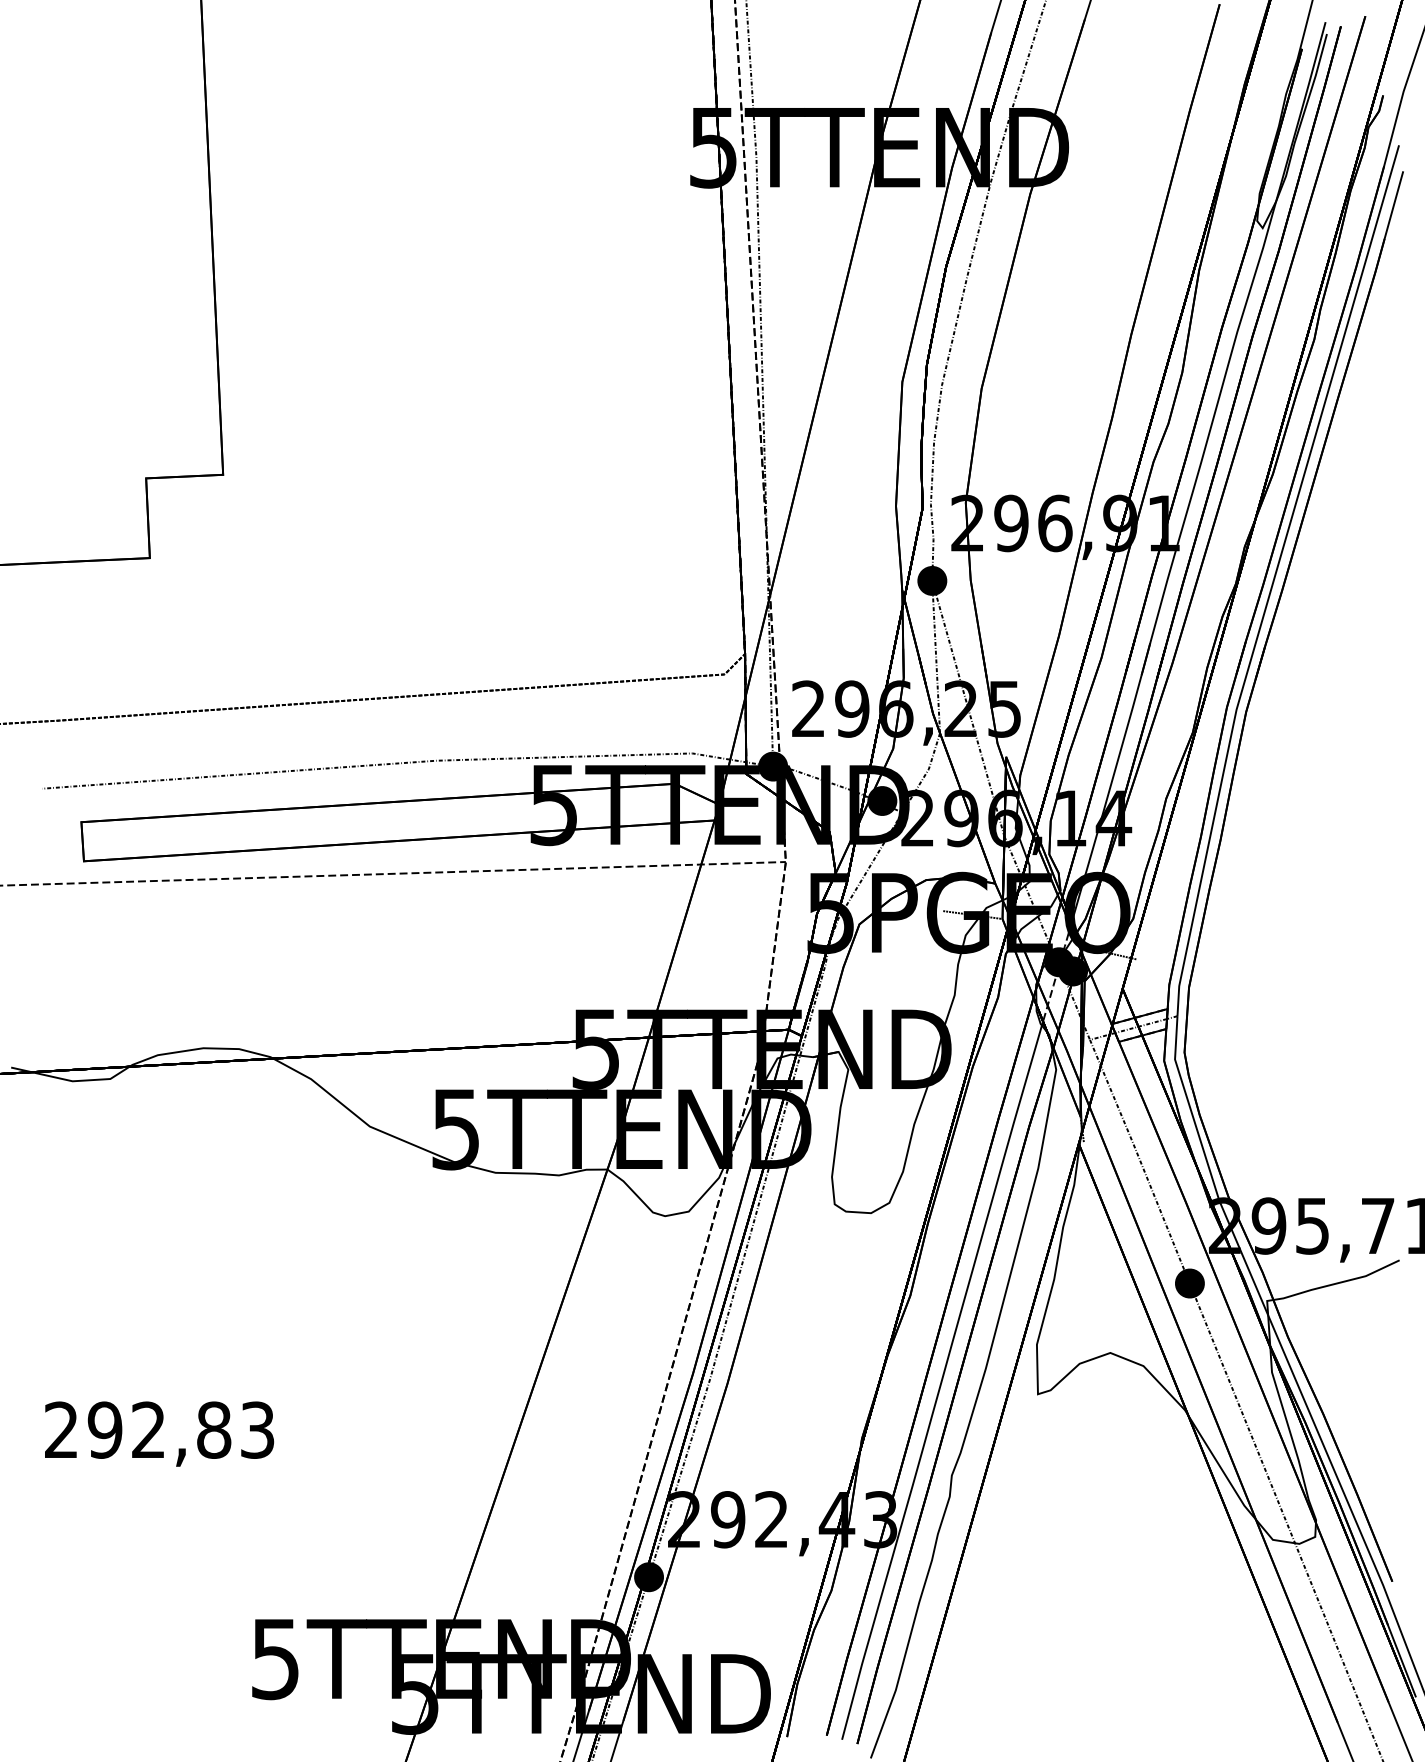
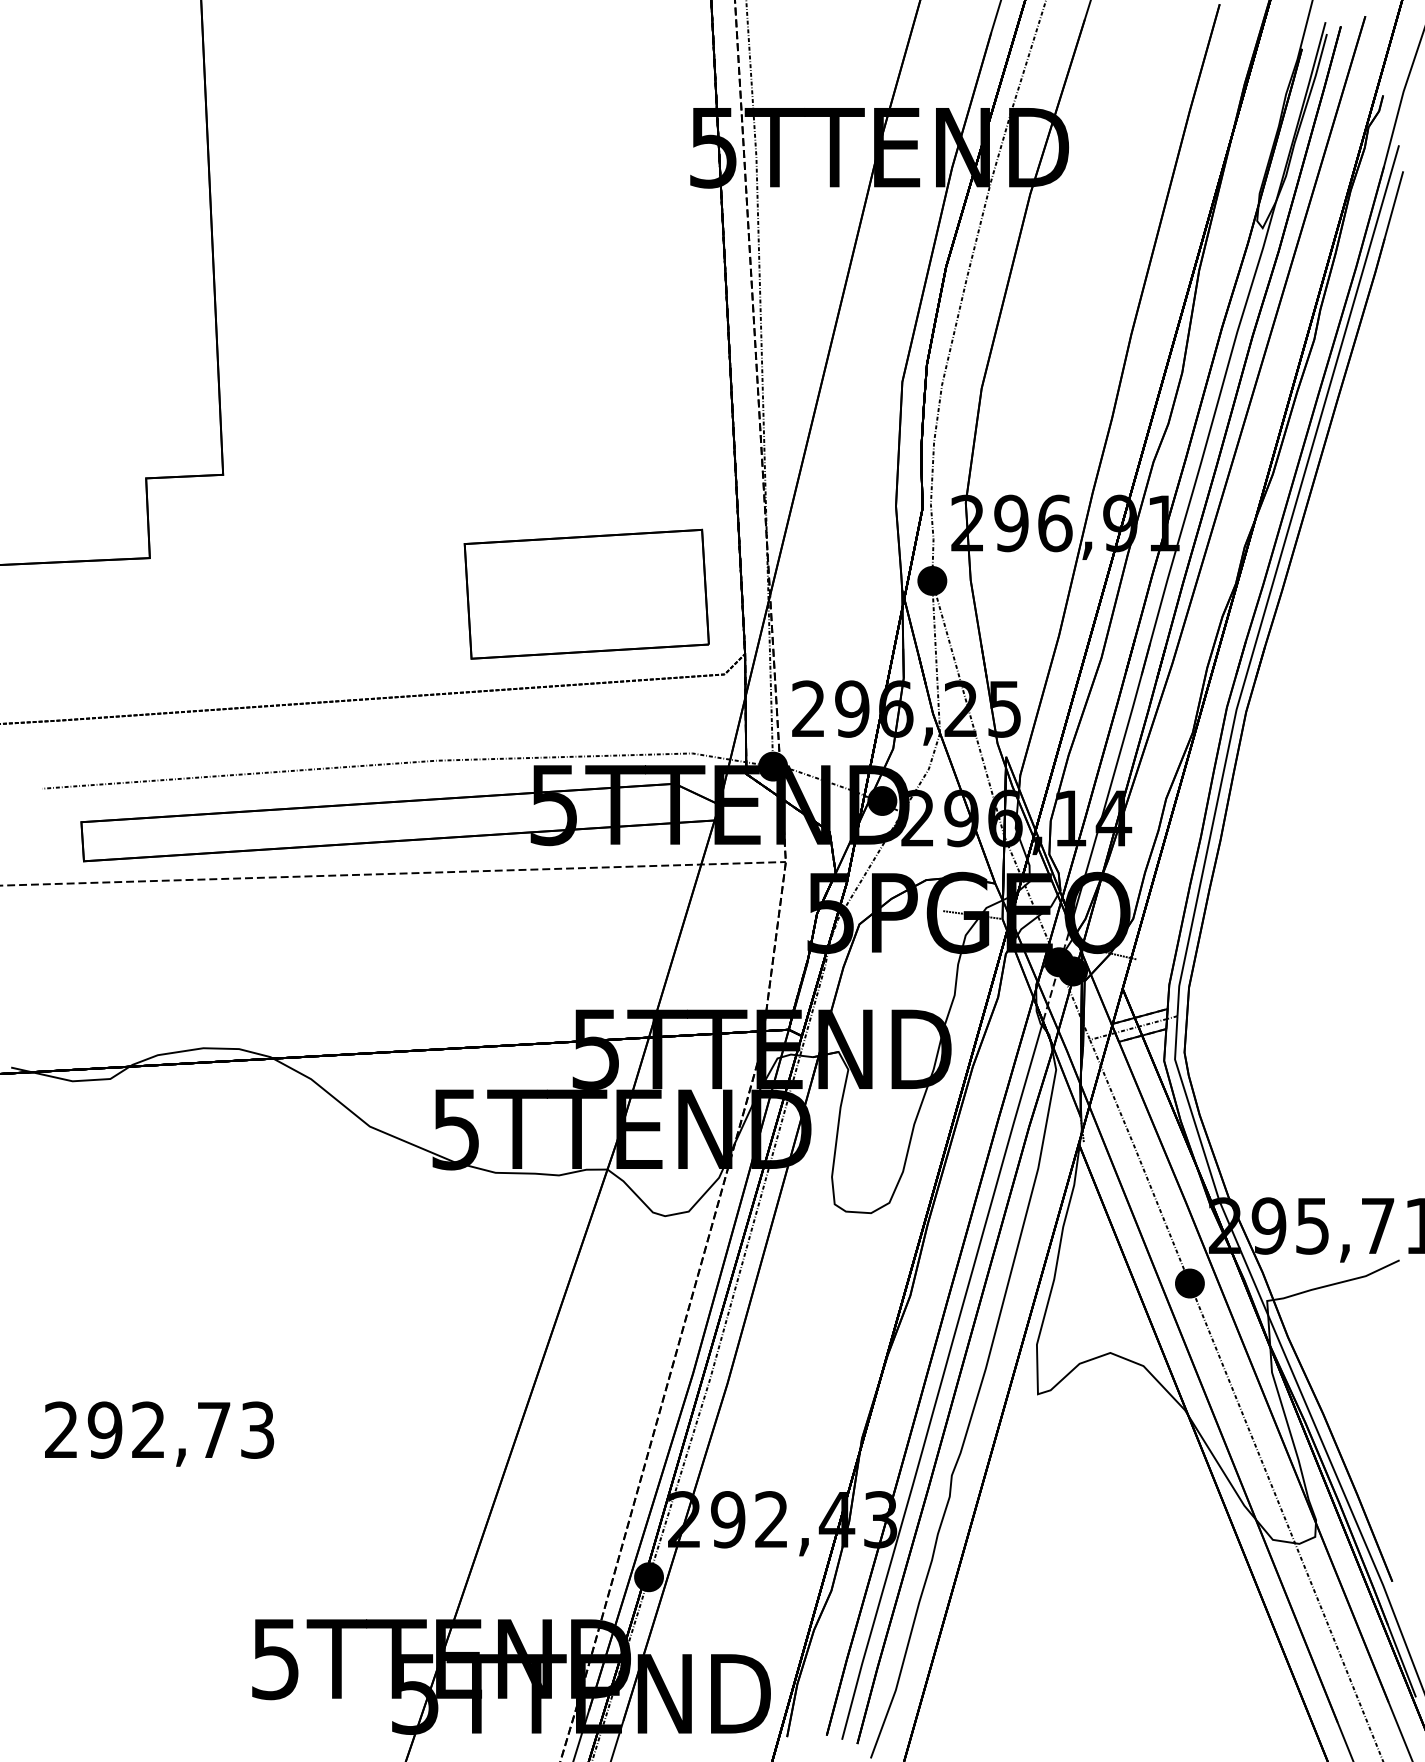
part: none -> present (586, 593)
text: 292,83 -> 292,73 (214, 1429)
